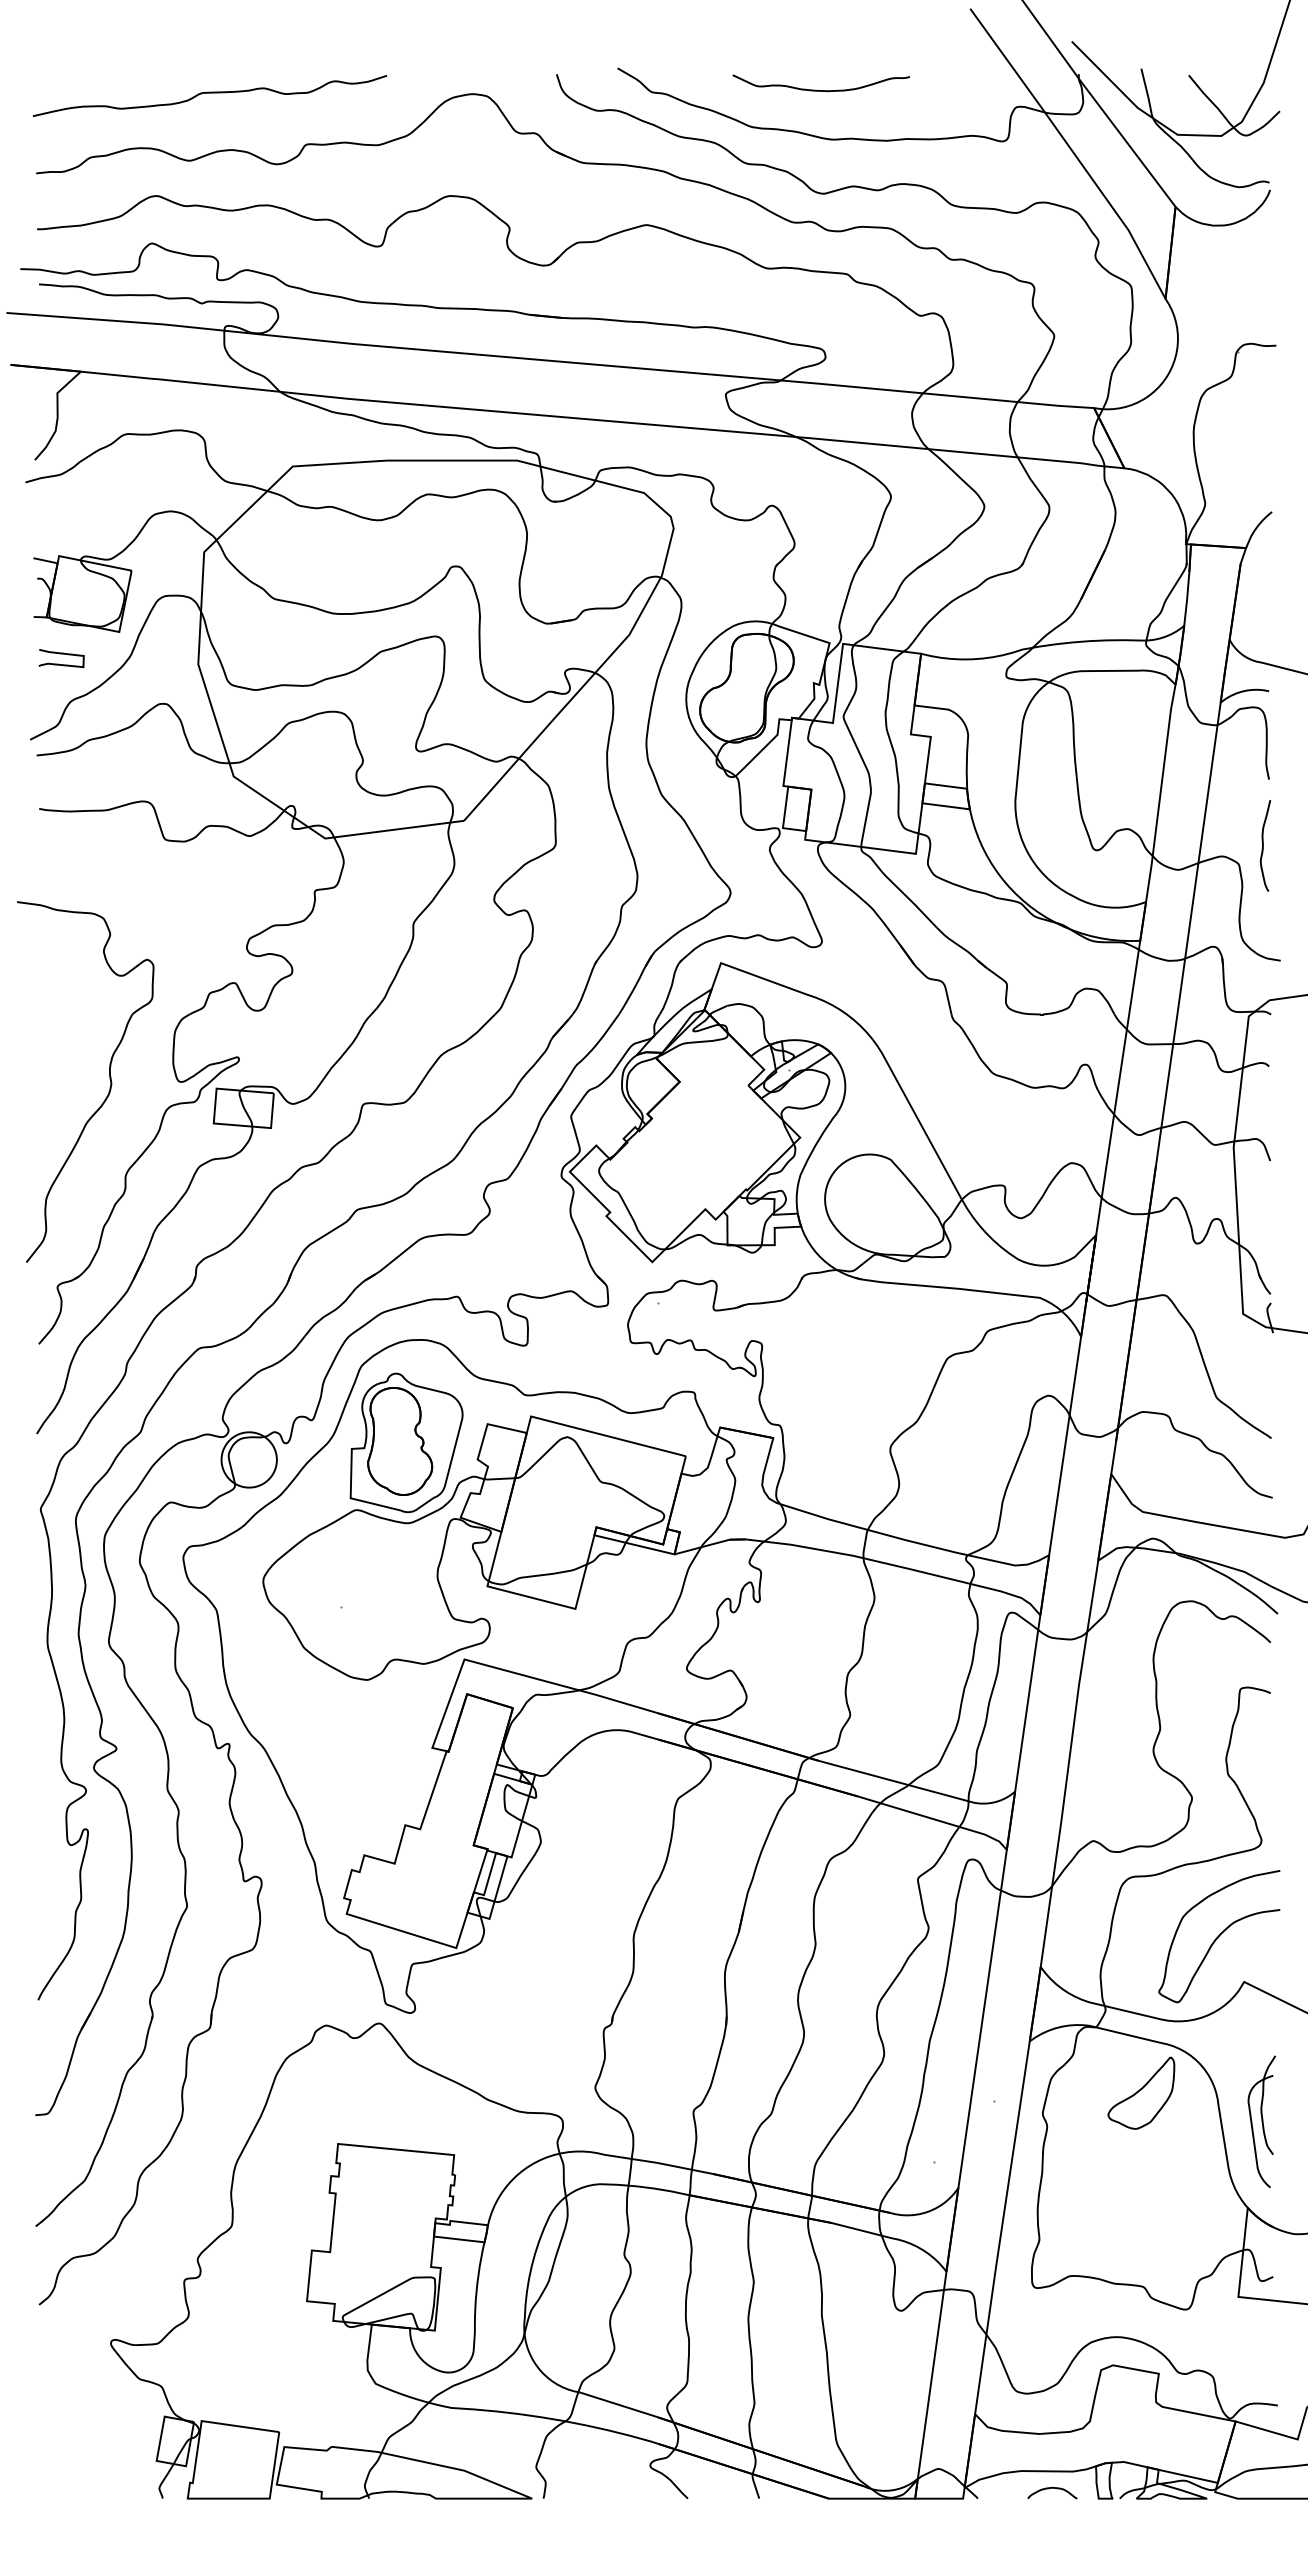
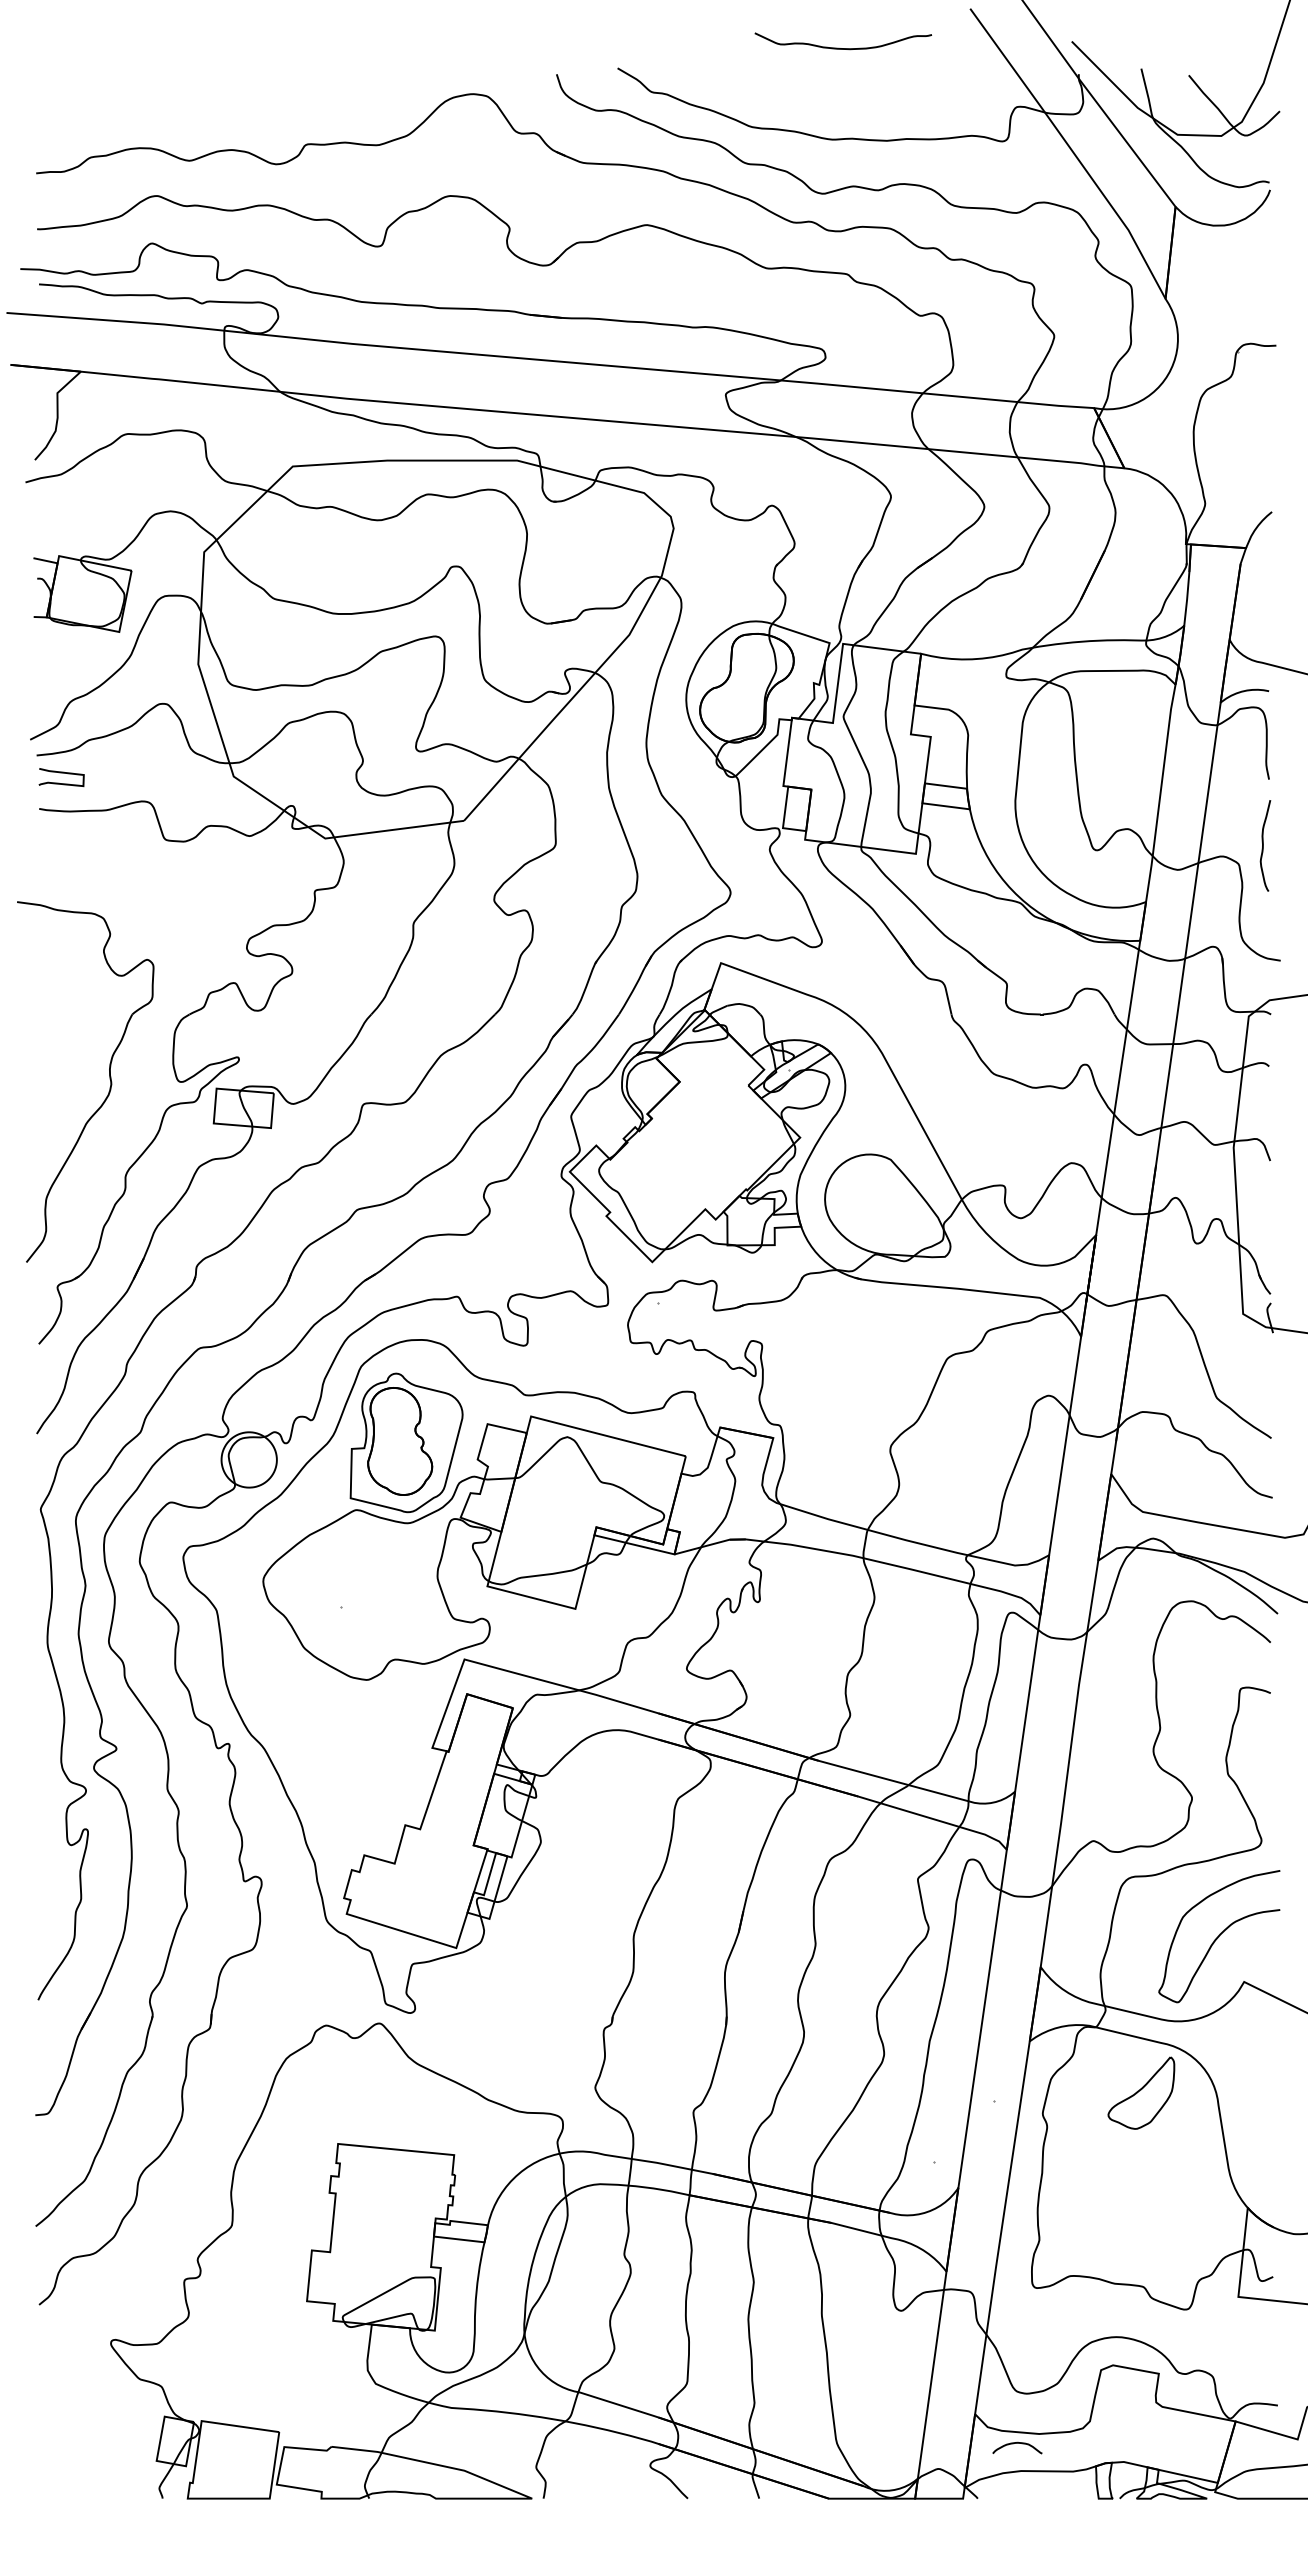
curve position: (821, 90) -> (843, 48) (843, 48)
curve: present -> none (209, 93)
curve position: (61, 654) -> (61, 773) (61, 773)
part: present -> none (1261, 2121)
curve position: (1052, 2488) -> (1017, 2443) (1017, 2443)
